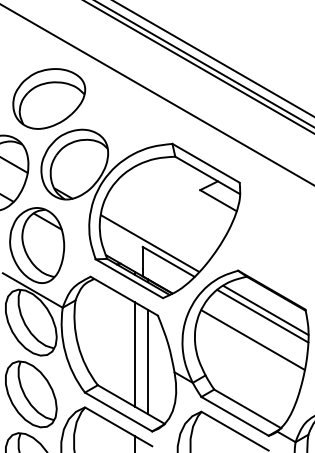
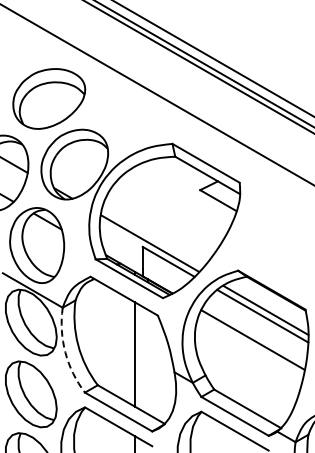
arc: solid -> dashed (65, 352)
line: present -> none (147, 361)
